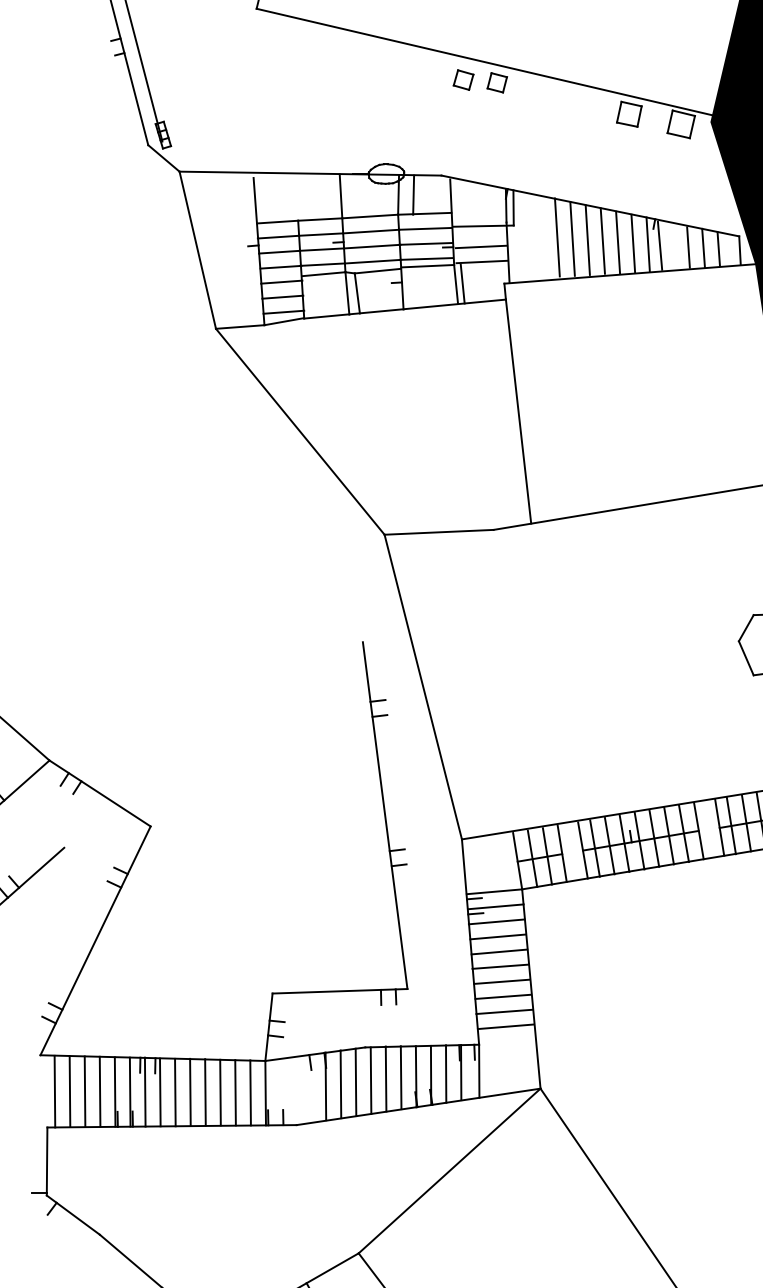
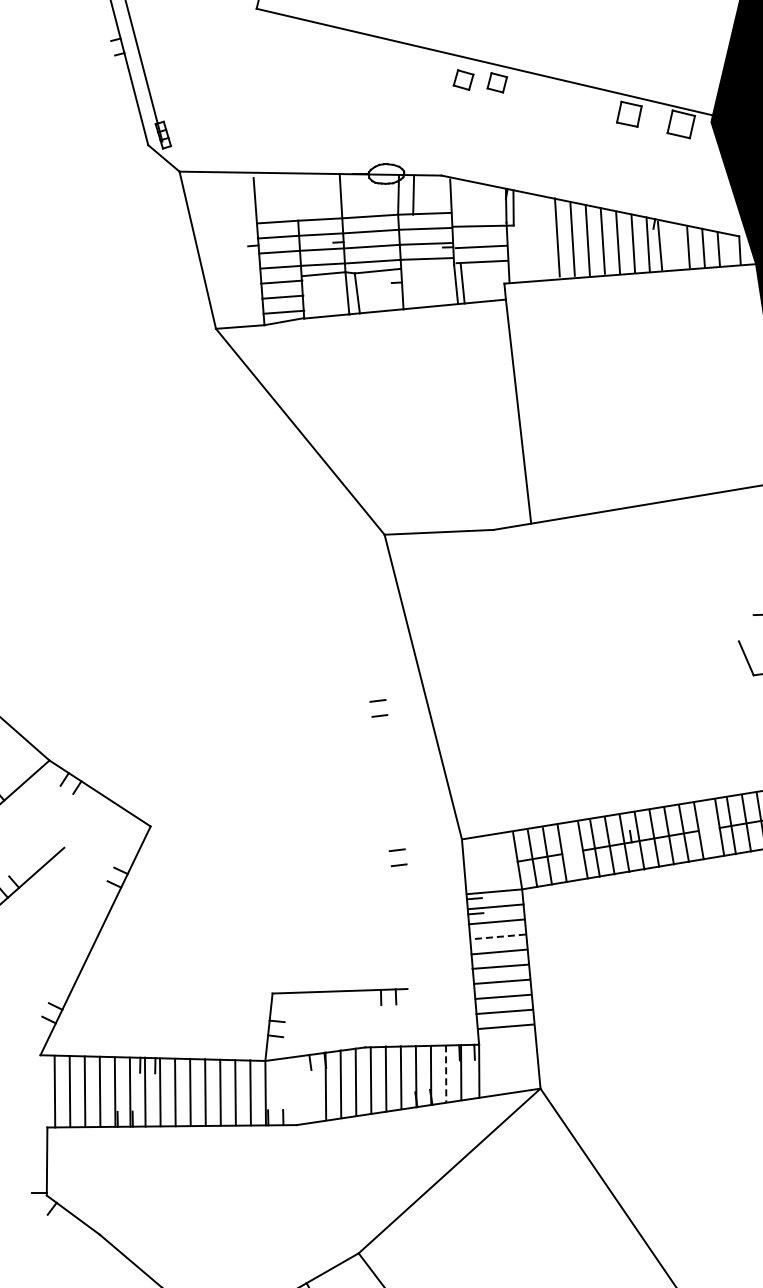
line: present -> none (427, 265)
line: present -> none (745, 628)
line: present -> none (384, 815)
line: solid -> dashed (498, 936)
line: solid -> dashed (446, 1074)
